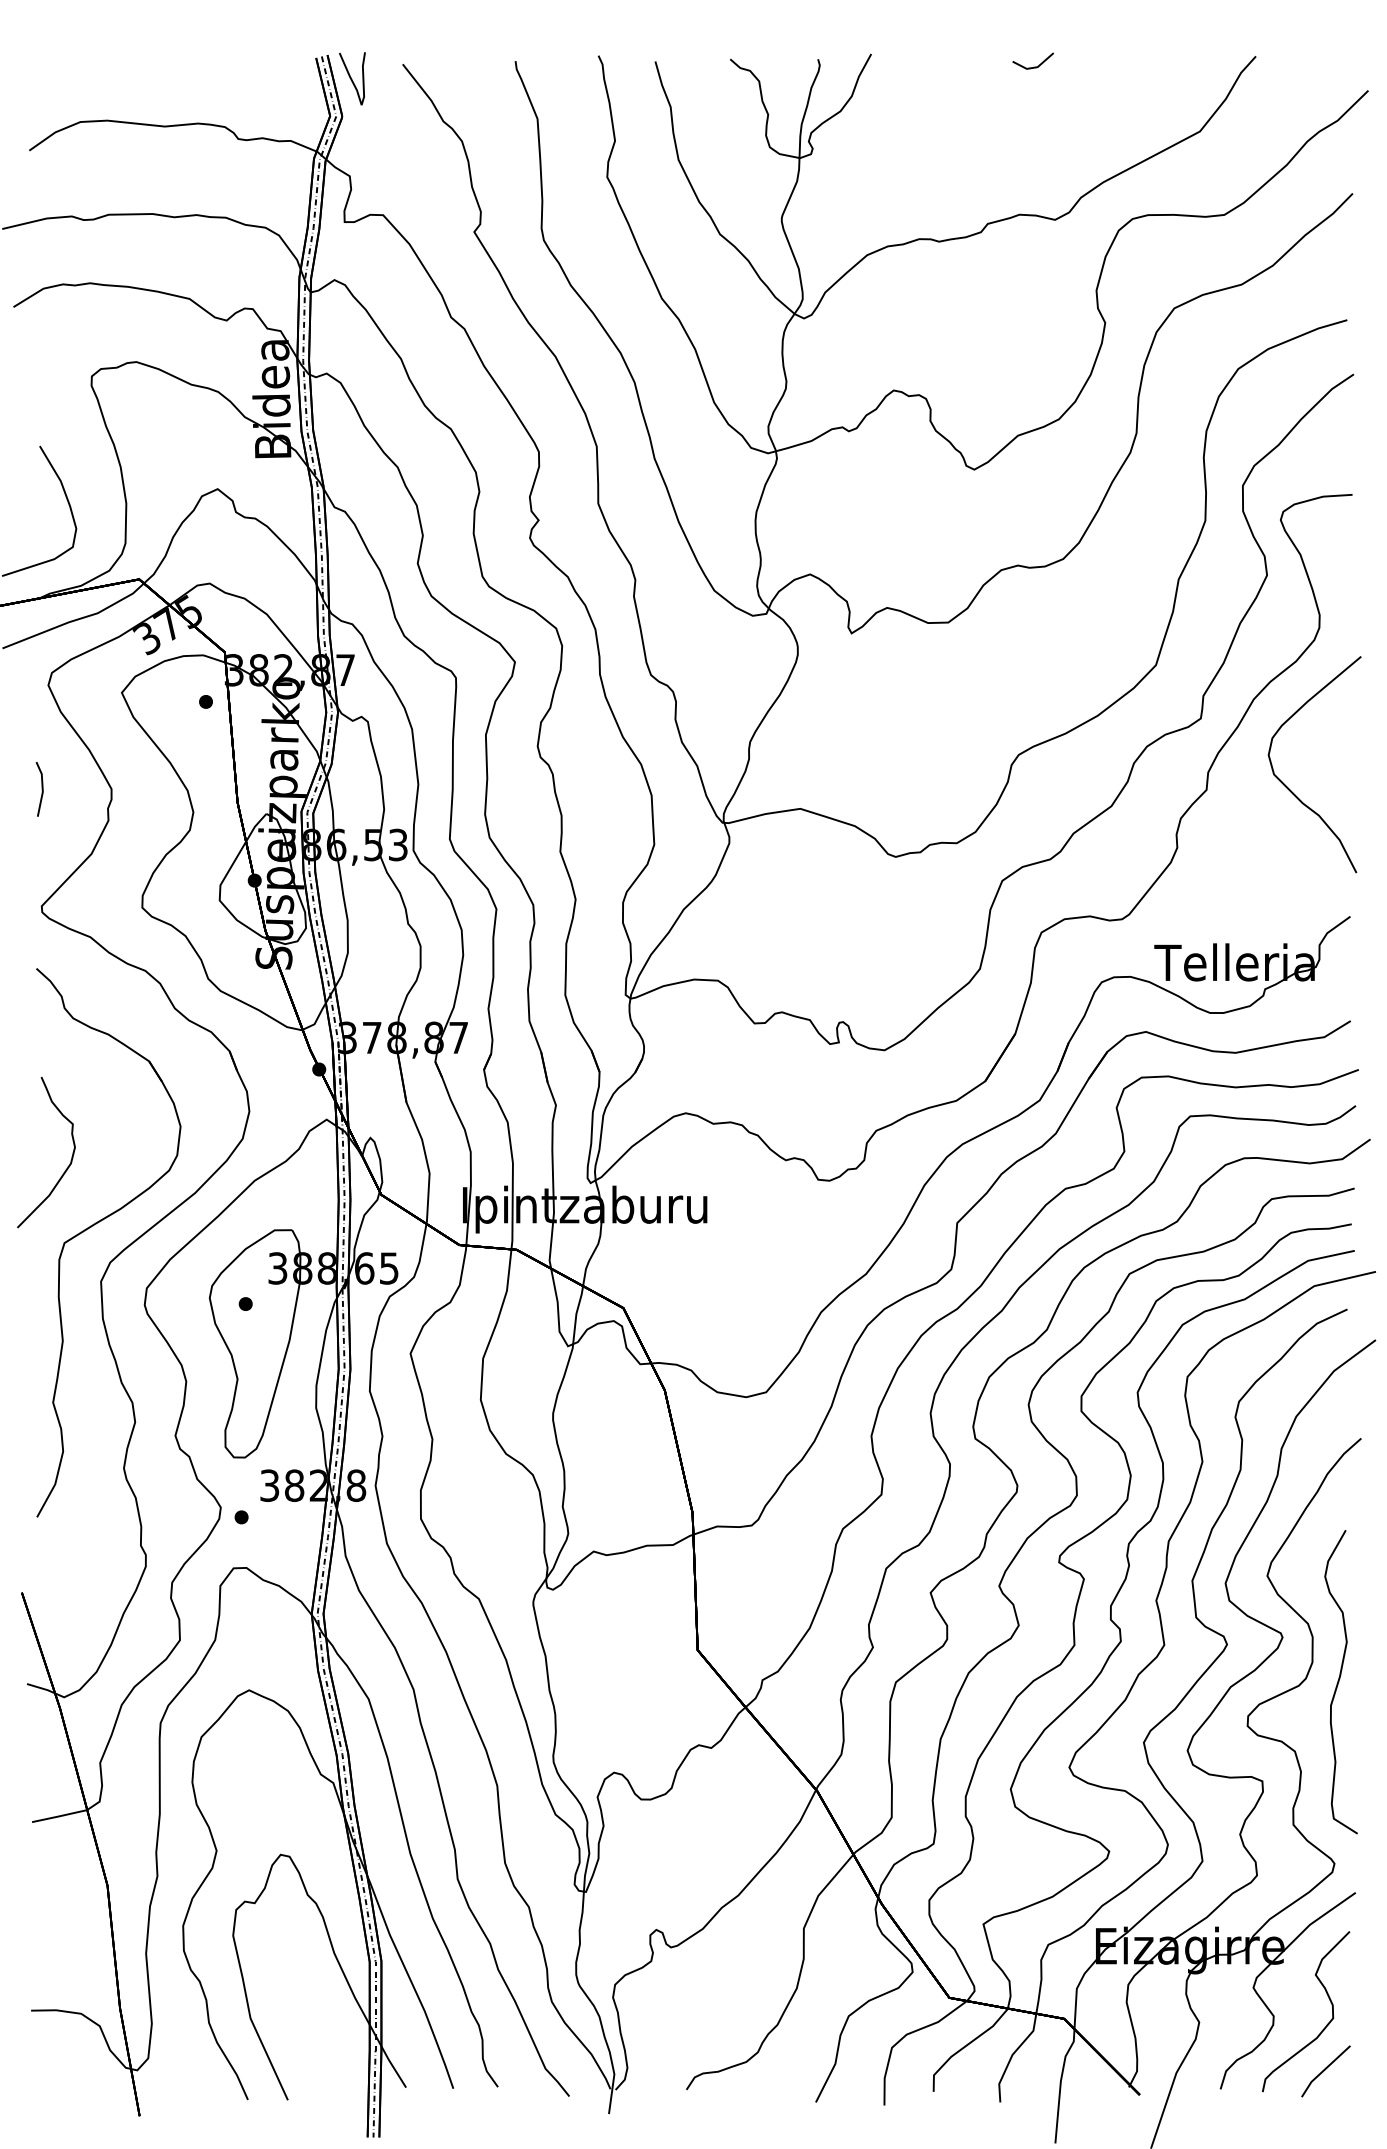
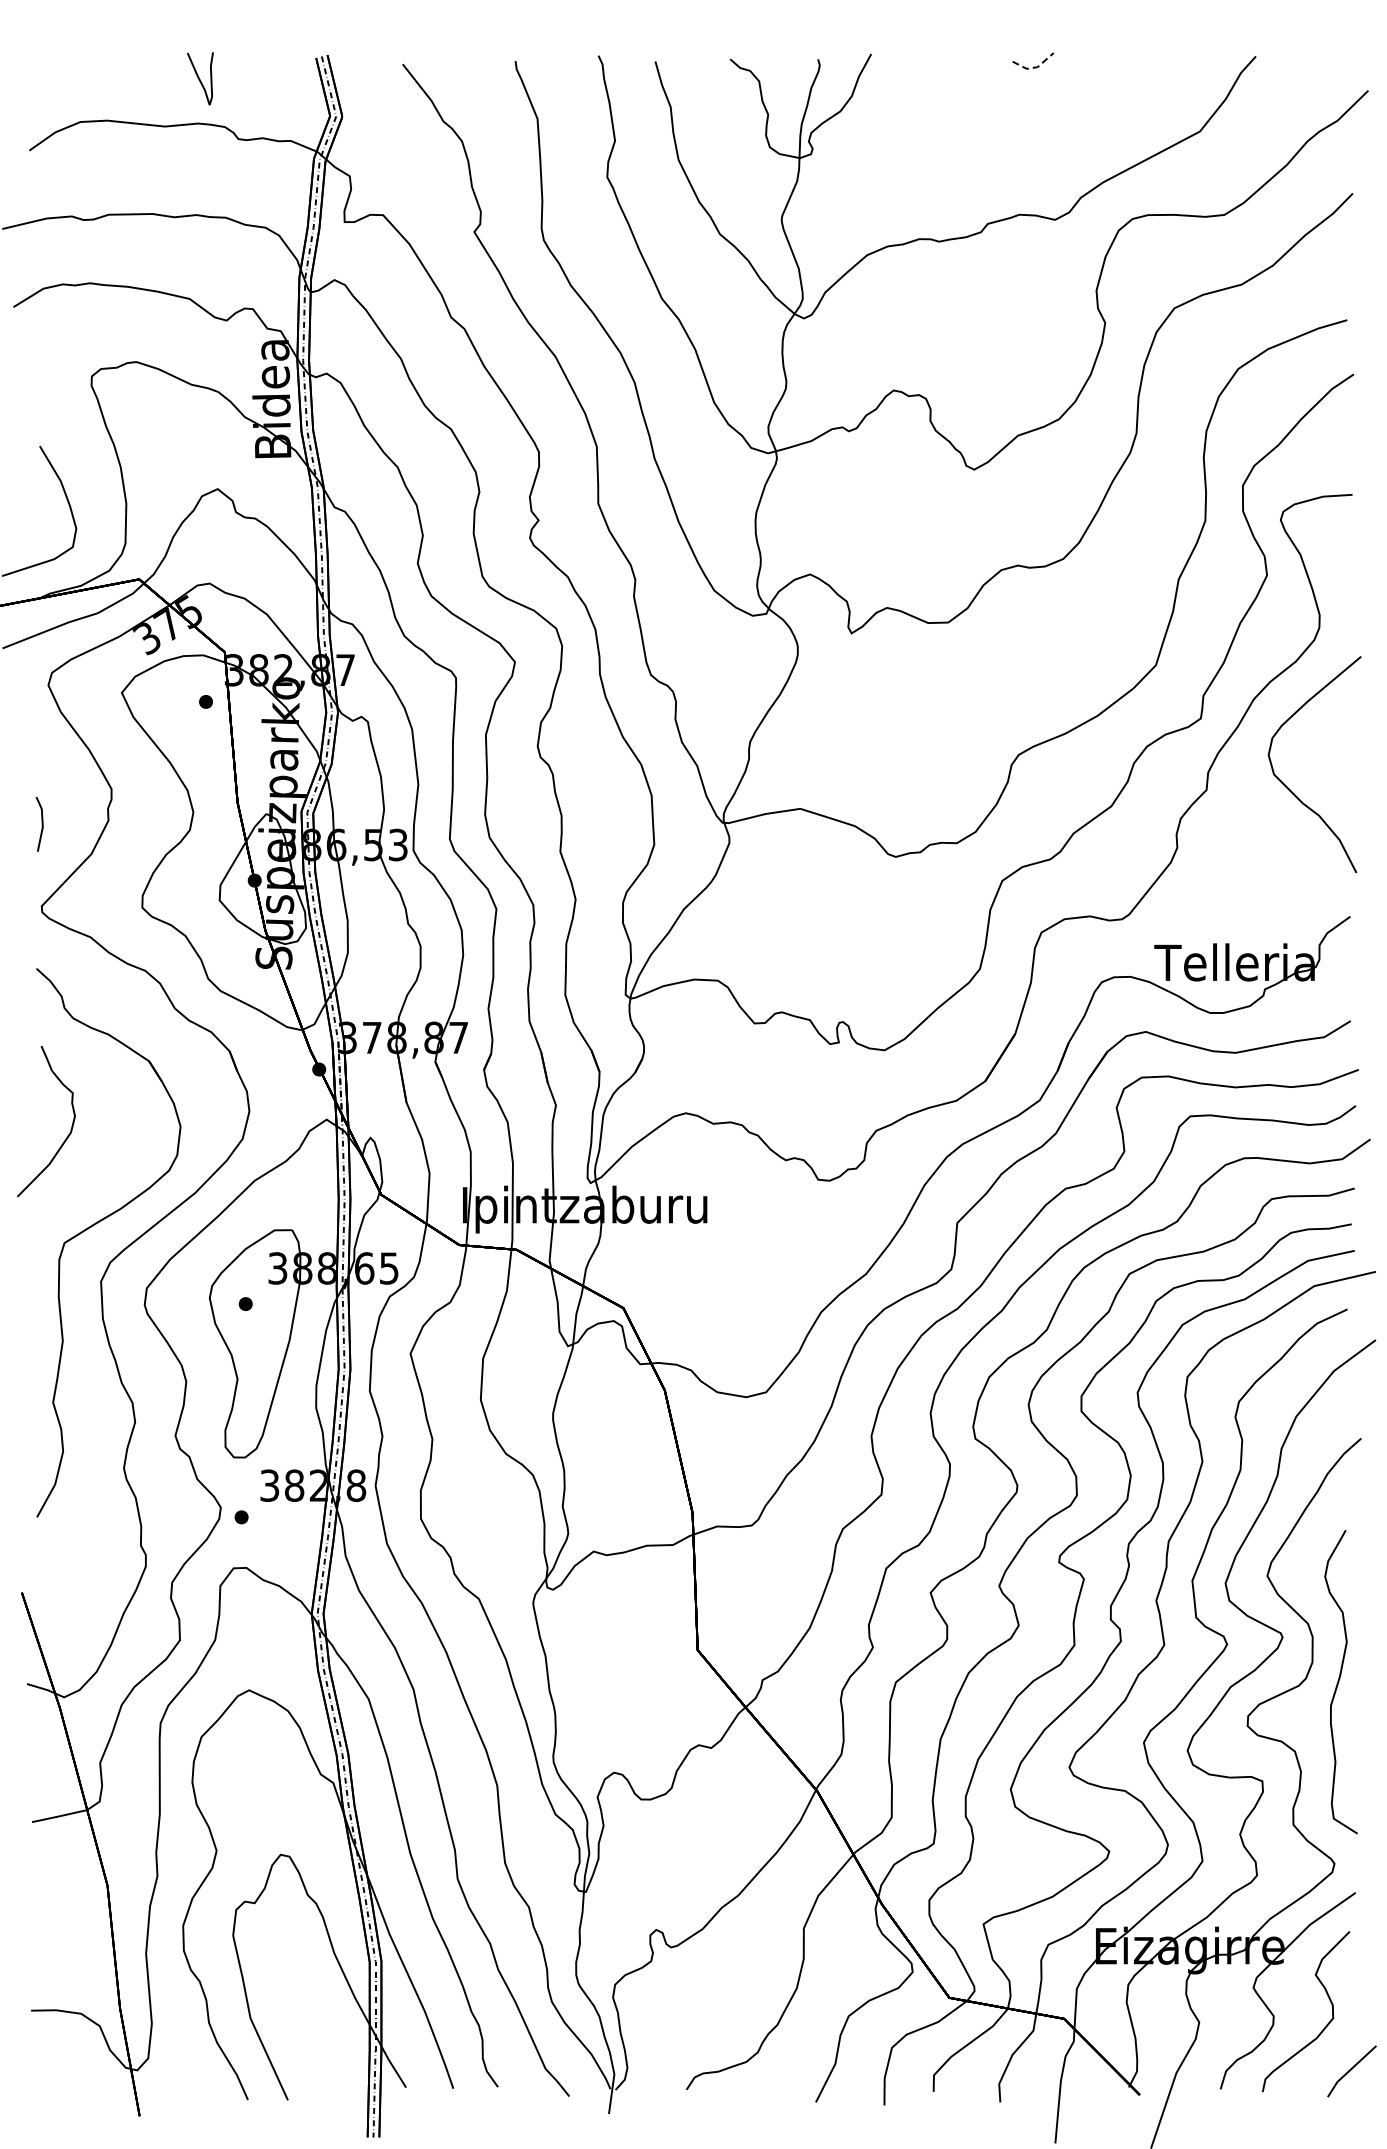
line: solid -> dashed (1035, 67)
curve position: (351, 78) -> (199, 78) (199, 78)
line position: (41, 789) -> (41, 824) (41, 824)
curve position: (67, 1166) -> (67, 1135) (67, 1135)
line position: (1325, 2070) -> (1351, 2070) (1351, 2070)
